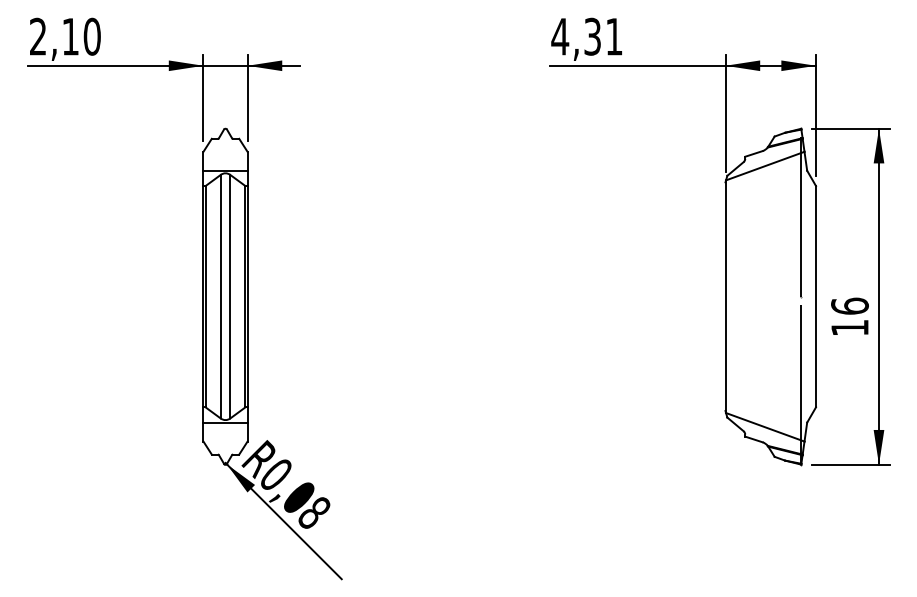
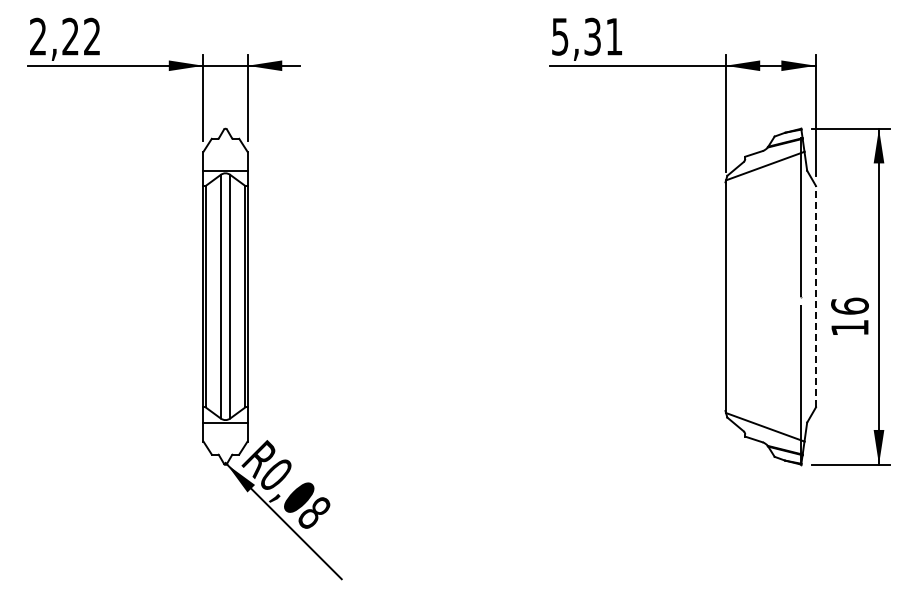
text: 2,10 -> 2,22 (81, 36)
text: 4,31 -> 5,31 (560, 36)
line: solid -> dashed (816, 296)
